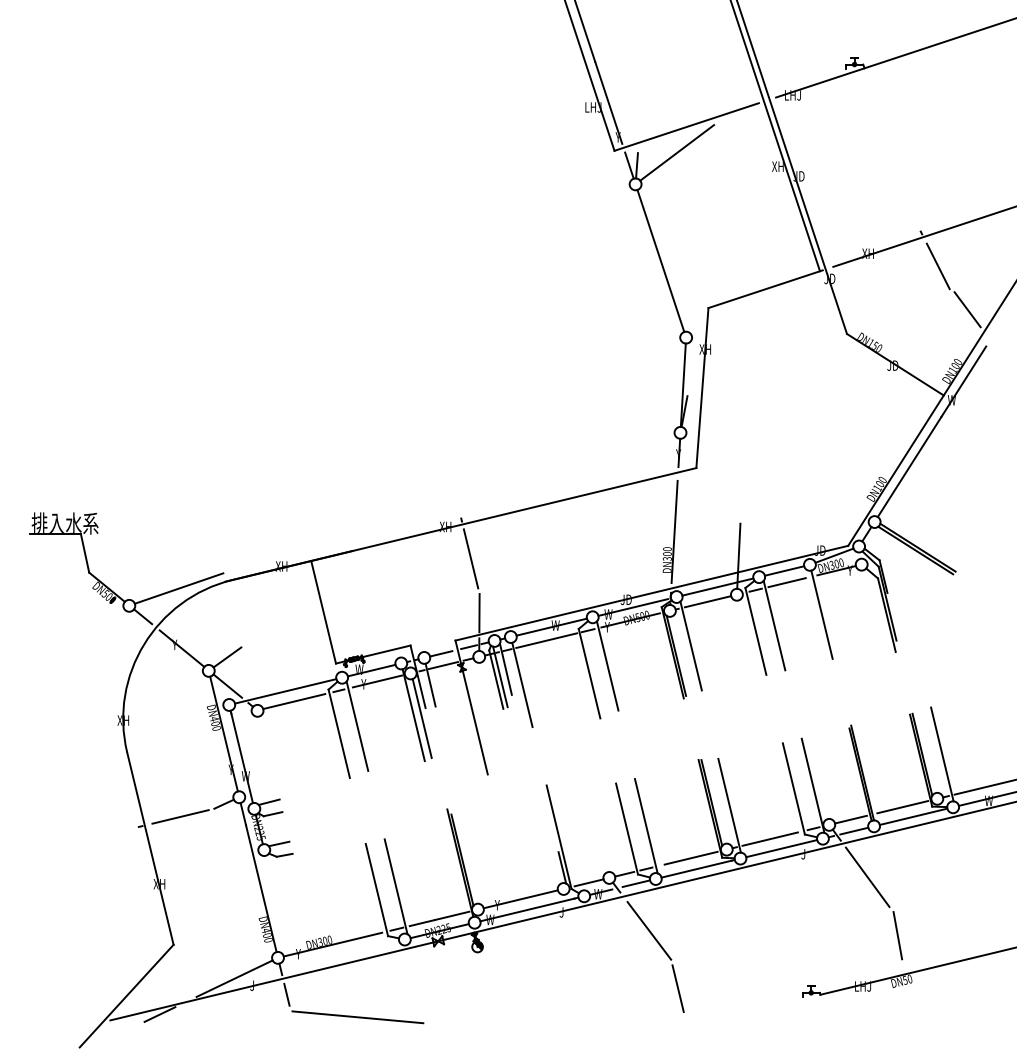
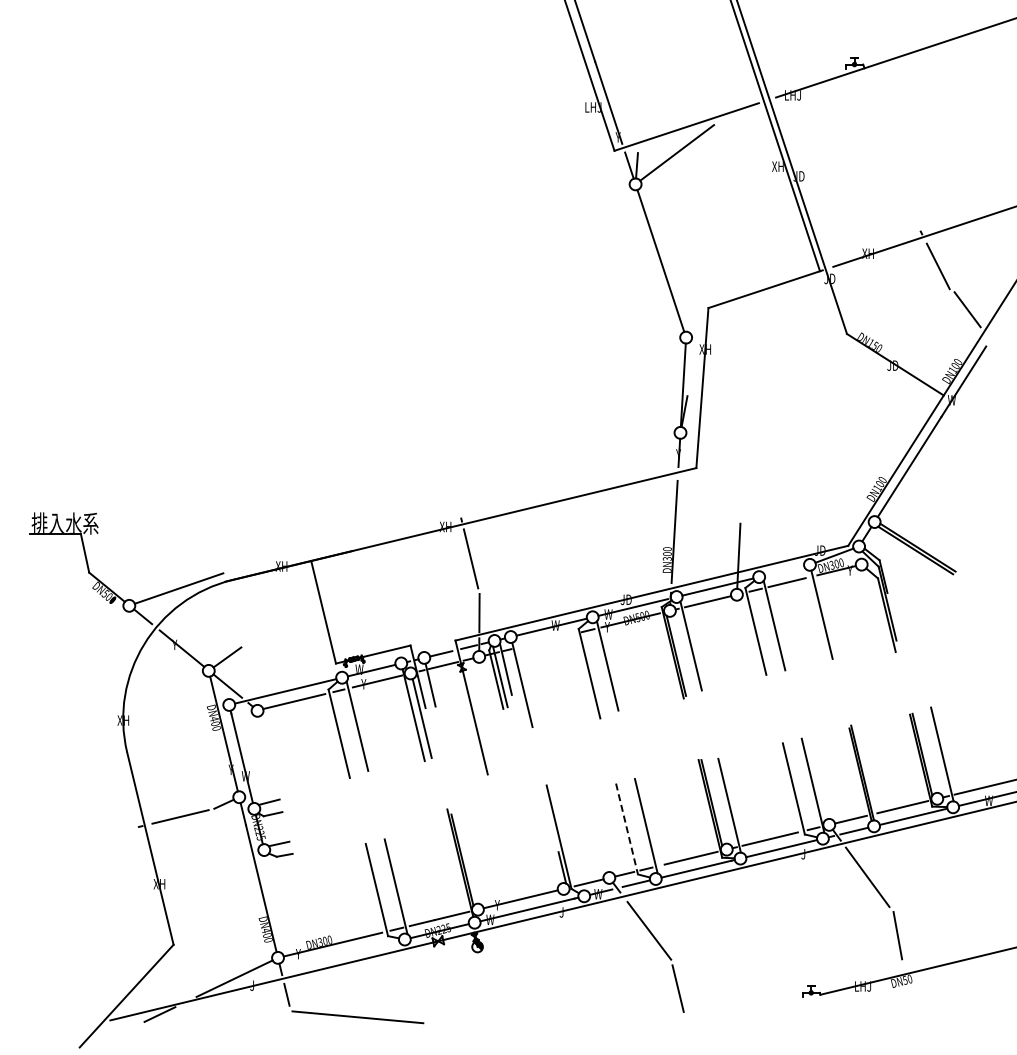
line: present -> none (784, 570)
line: present -> none (546, 640)
line: solid -> dashed (627, 829)
